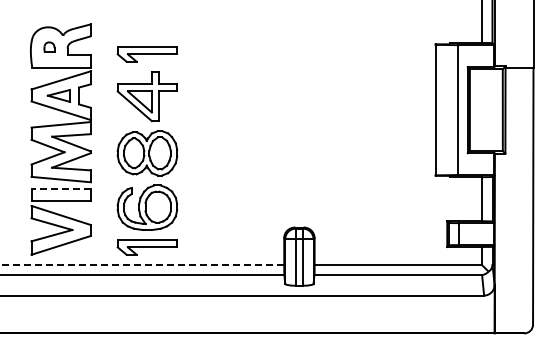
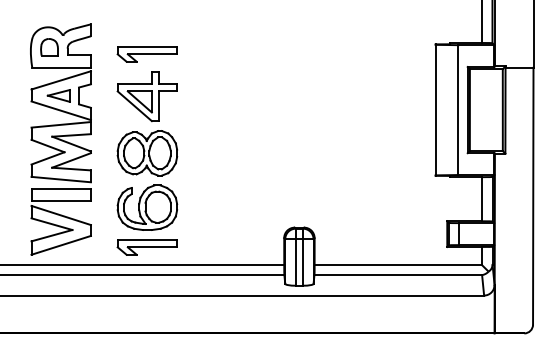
part size: 13x12 px -> 19x19 px (49, 47)
line: dashed -> solid (61, 188)
line: dashed -> solid (142, 265)
